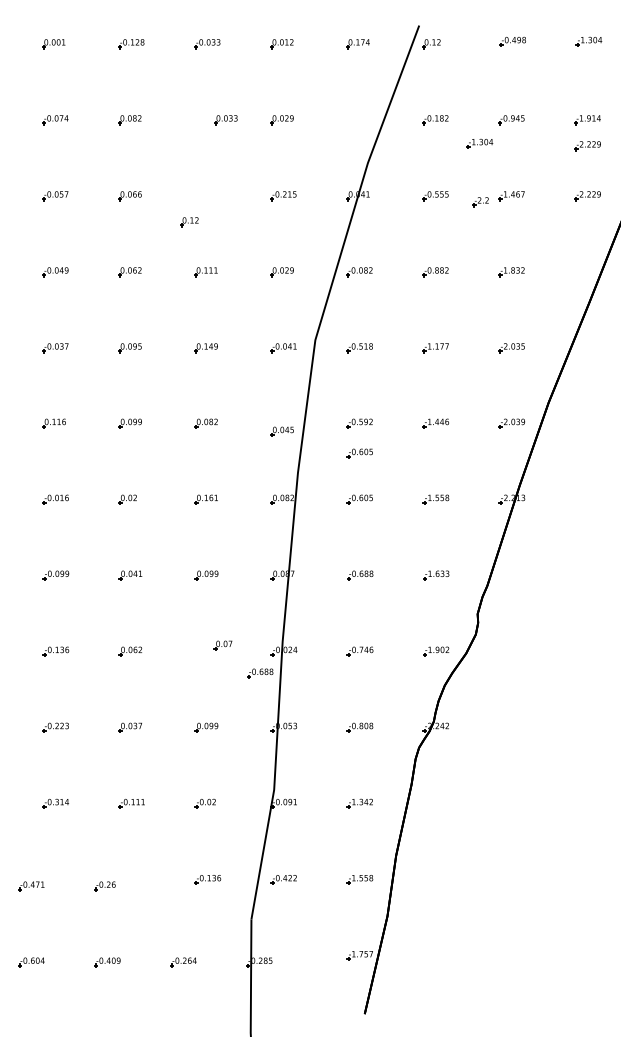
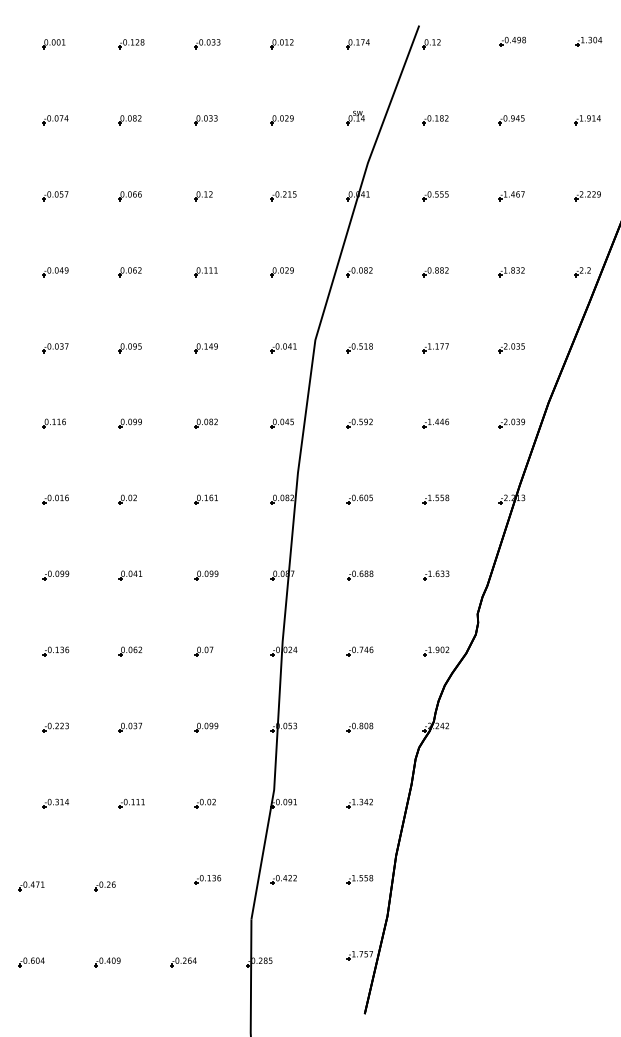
part: none -> present (355, 117)
part position: (225, 120) -> (205, 120) (205, 120)
part: present -> none (479, 143)
part: present -> none (587, 146)
part position: (480, 202) -> (582, 272) (582, 272)
part position: (189, 222) -> (203, 196) (203, 196)
part position: (281, 431) -> (281, 423) (281, 423)
part: present -> none (359, 453)
part position: (222, 645) -> (203, 651) (203, 651)
part: present -> none (260, 673)
